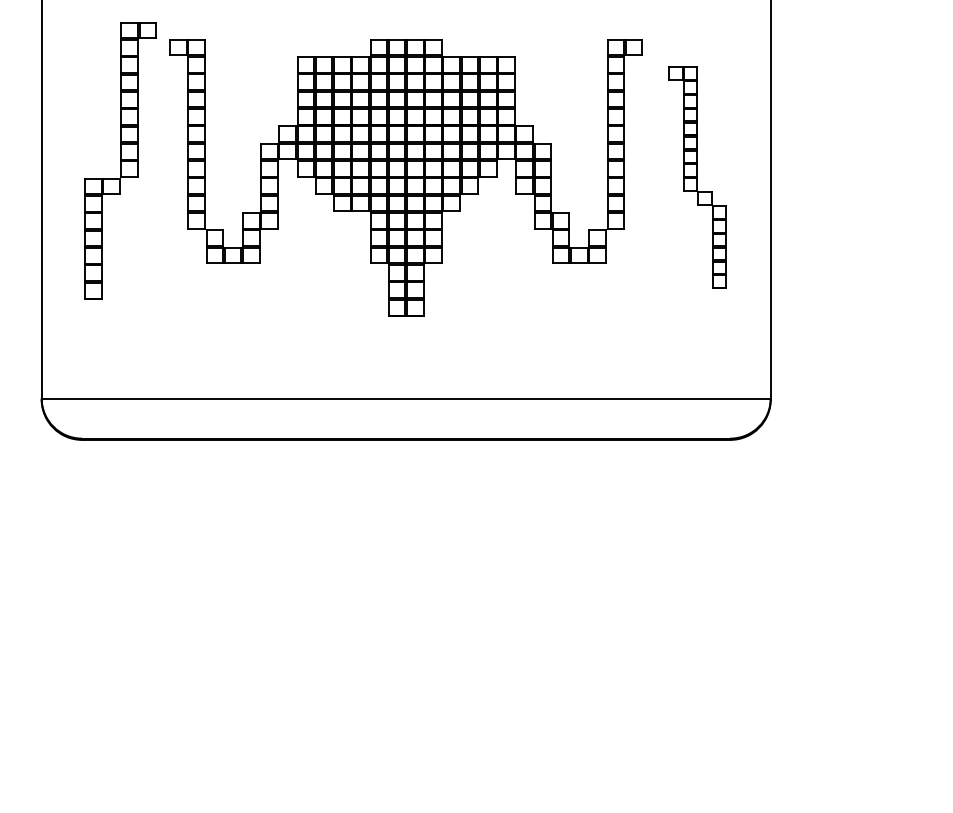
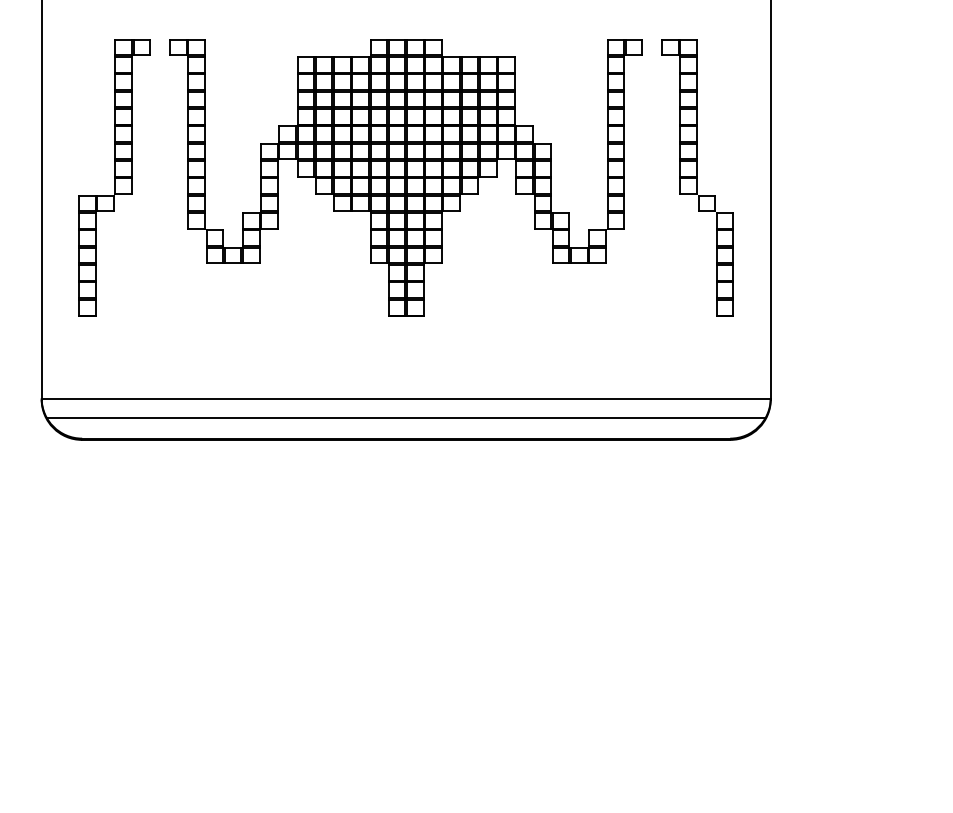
part position: (120, 160) -> (114, 177) (114, 177)
part size: 59x223 px -> 73x278 px (697, 177)
line: none -> present (405, 417)
